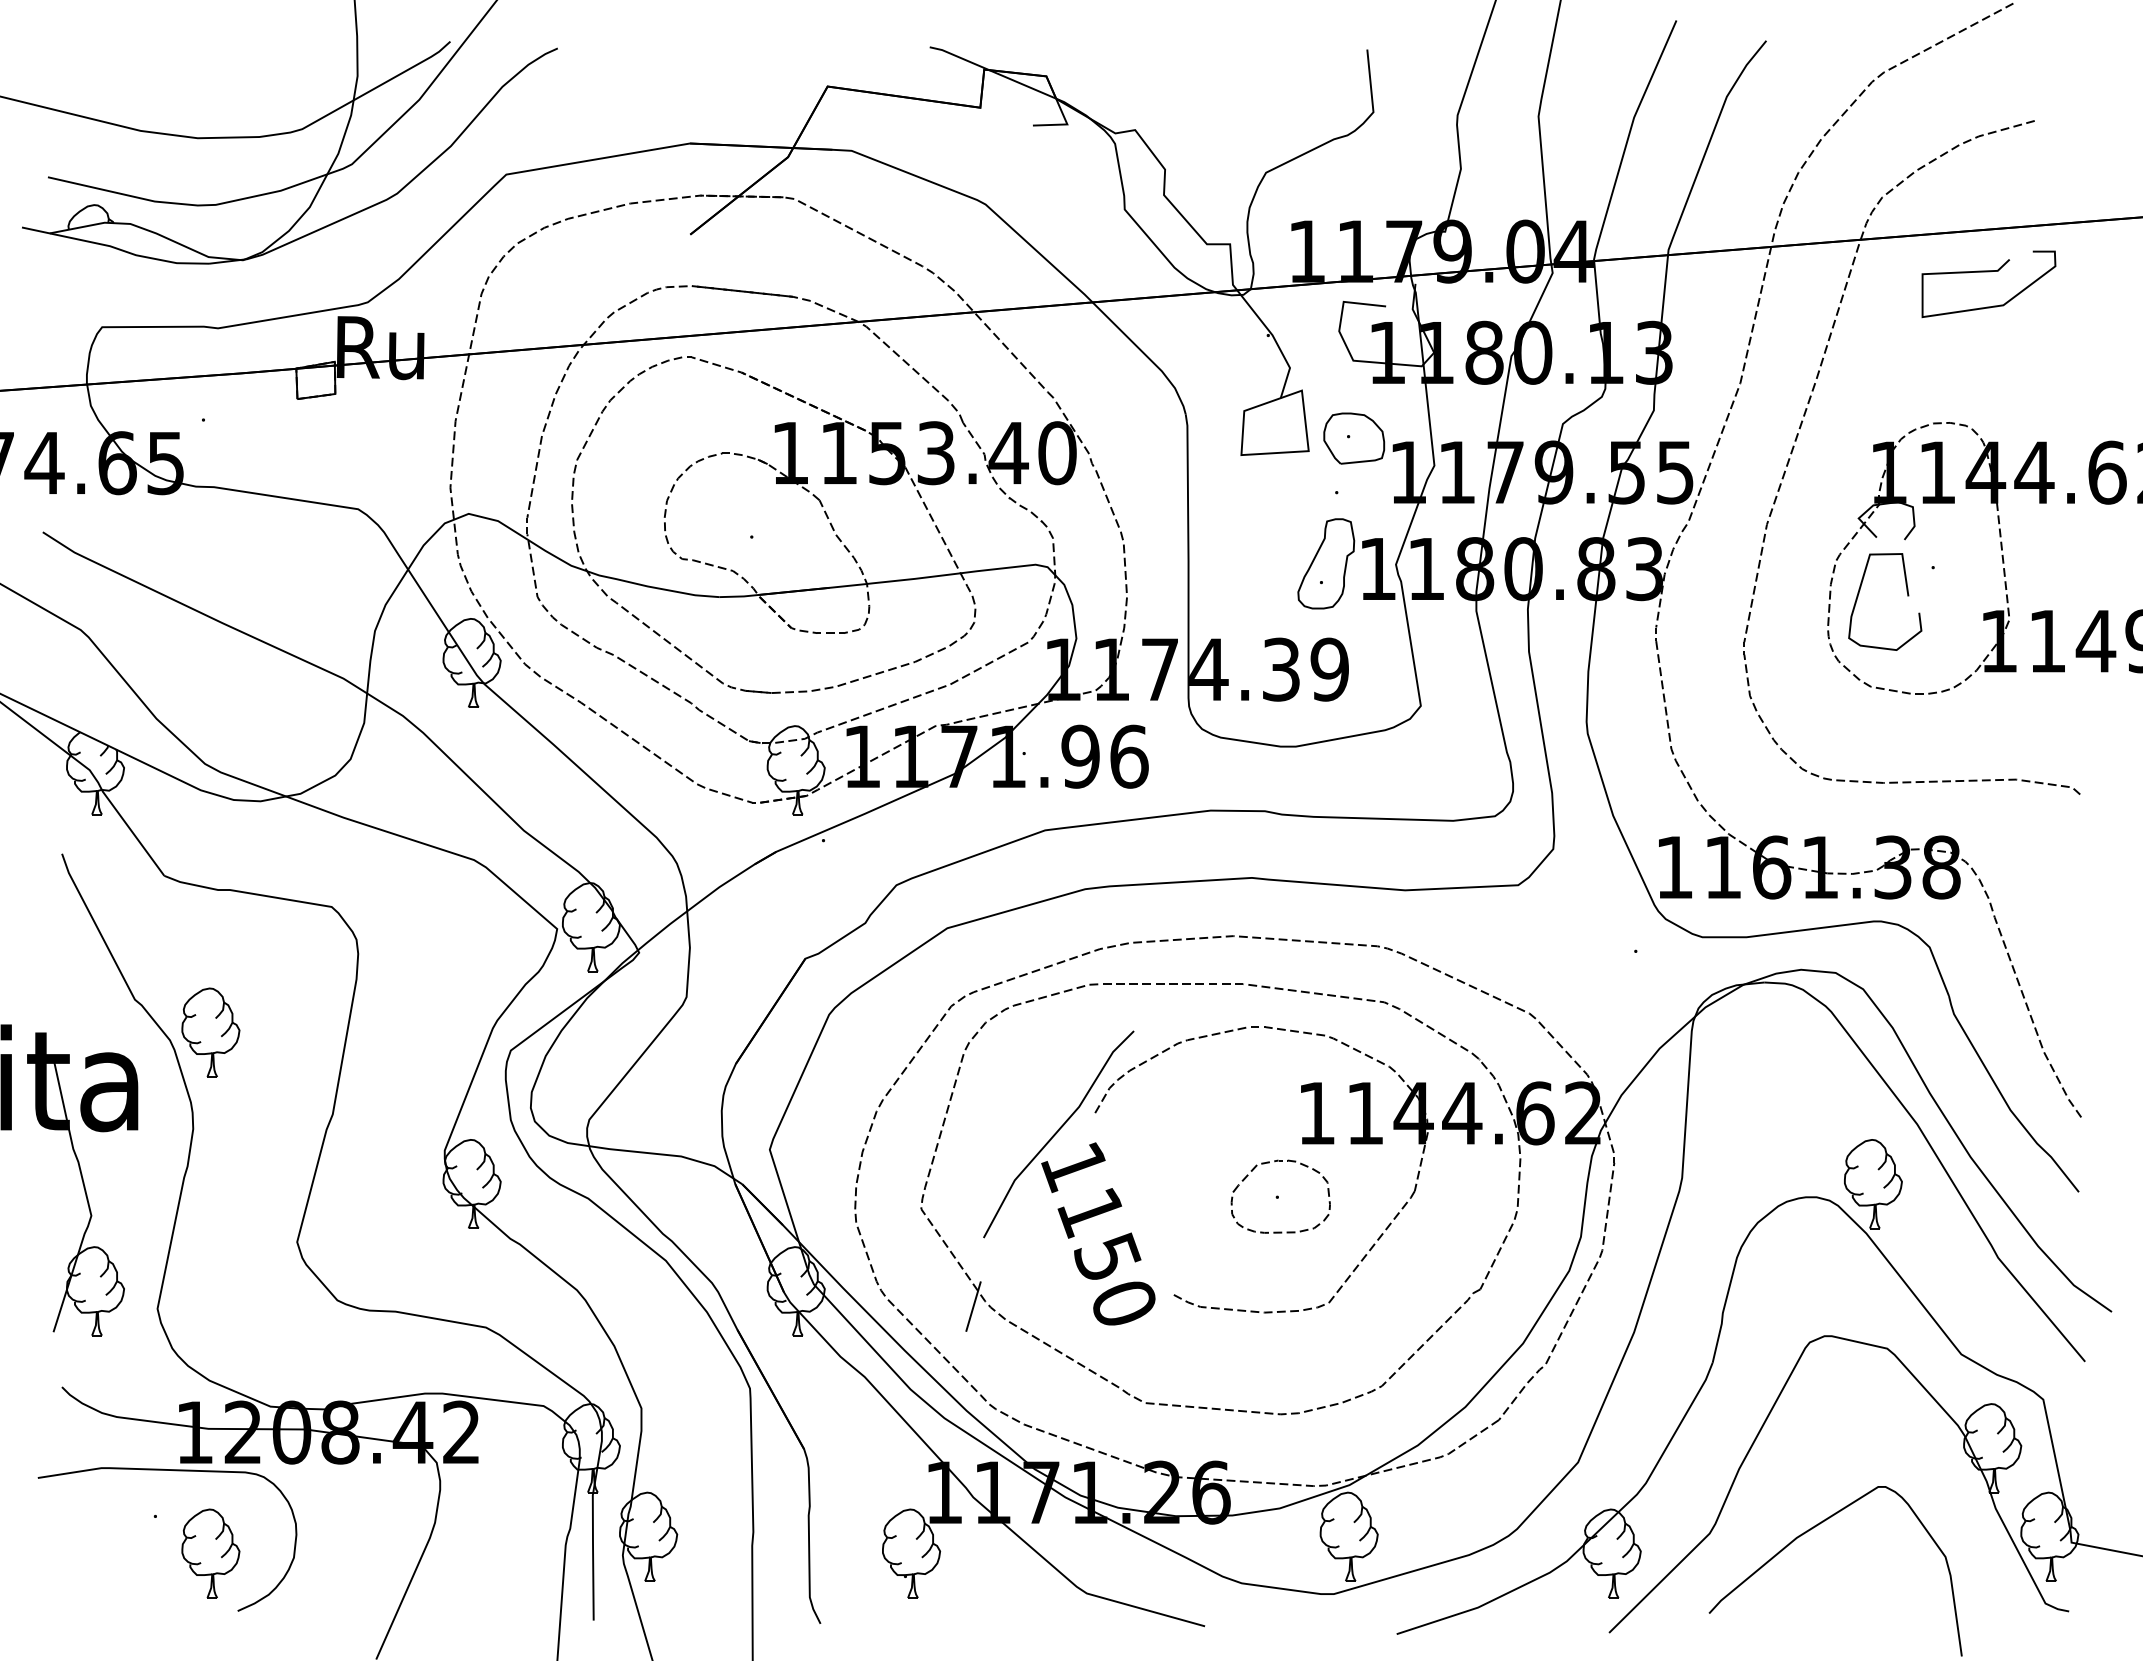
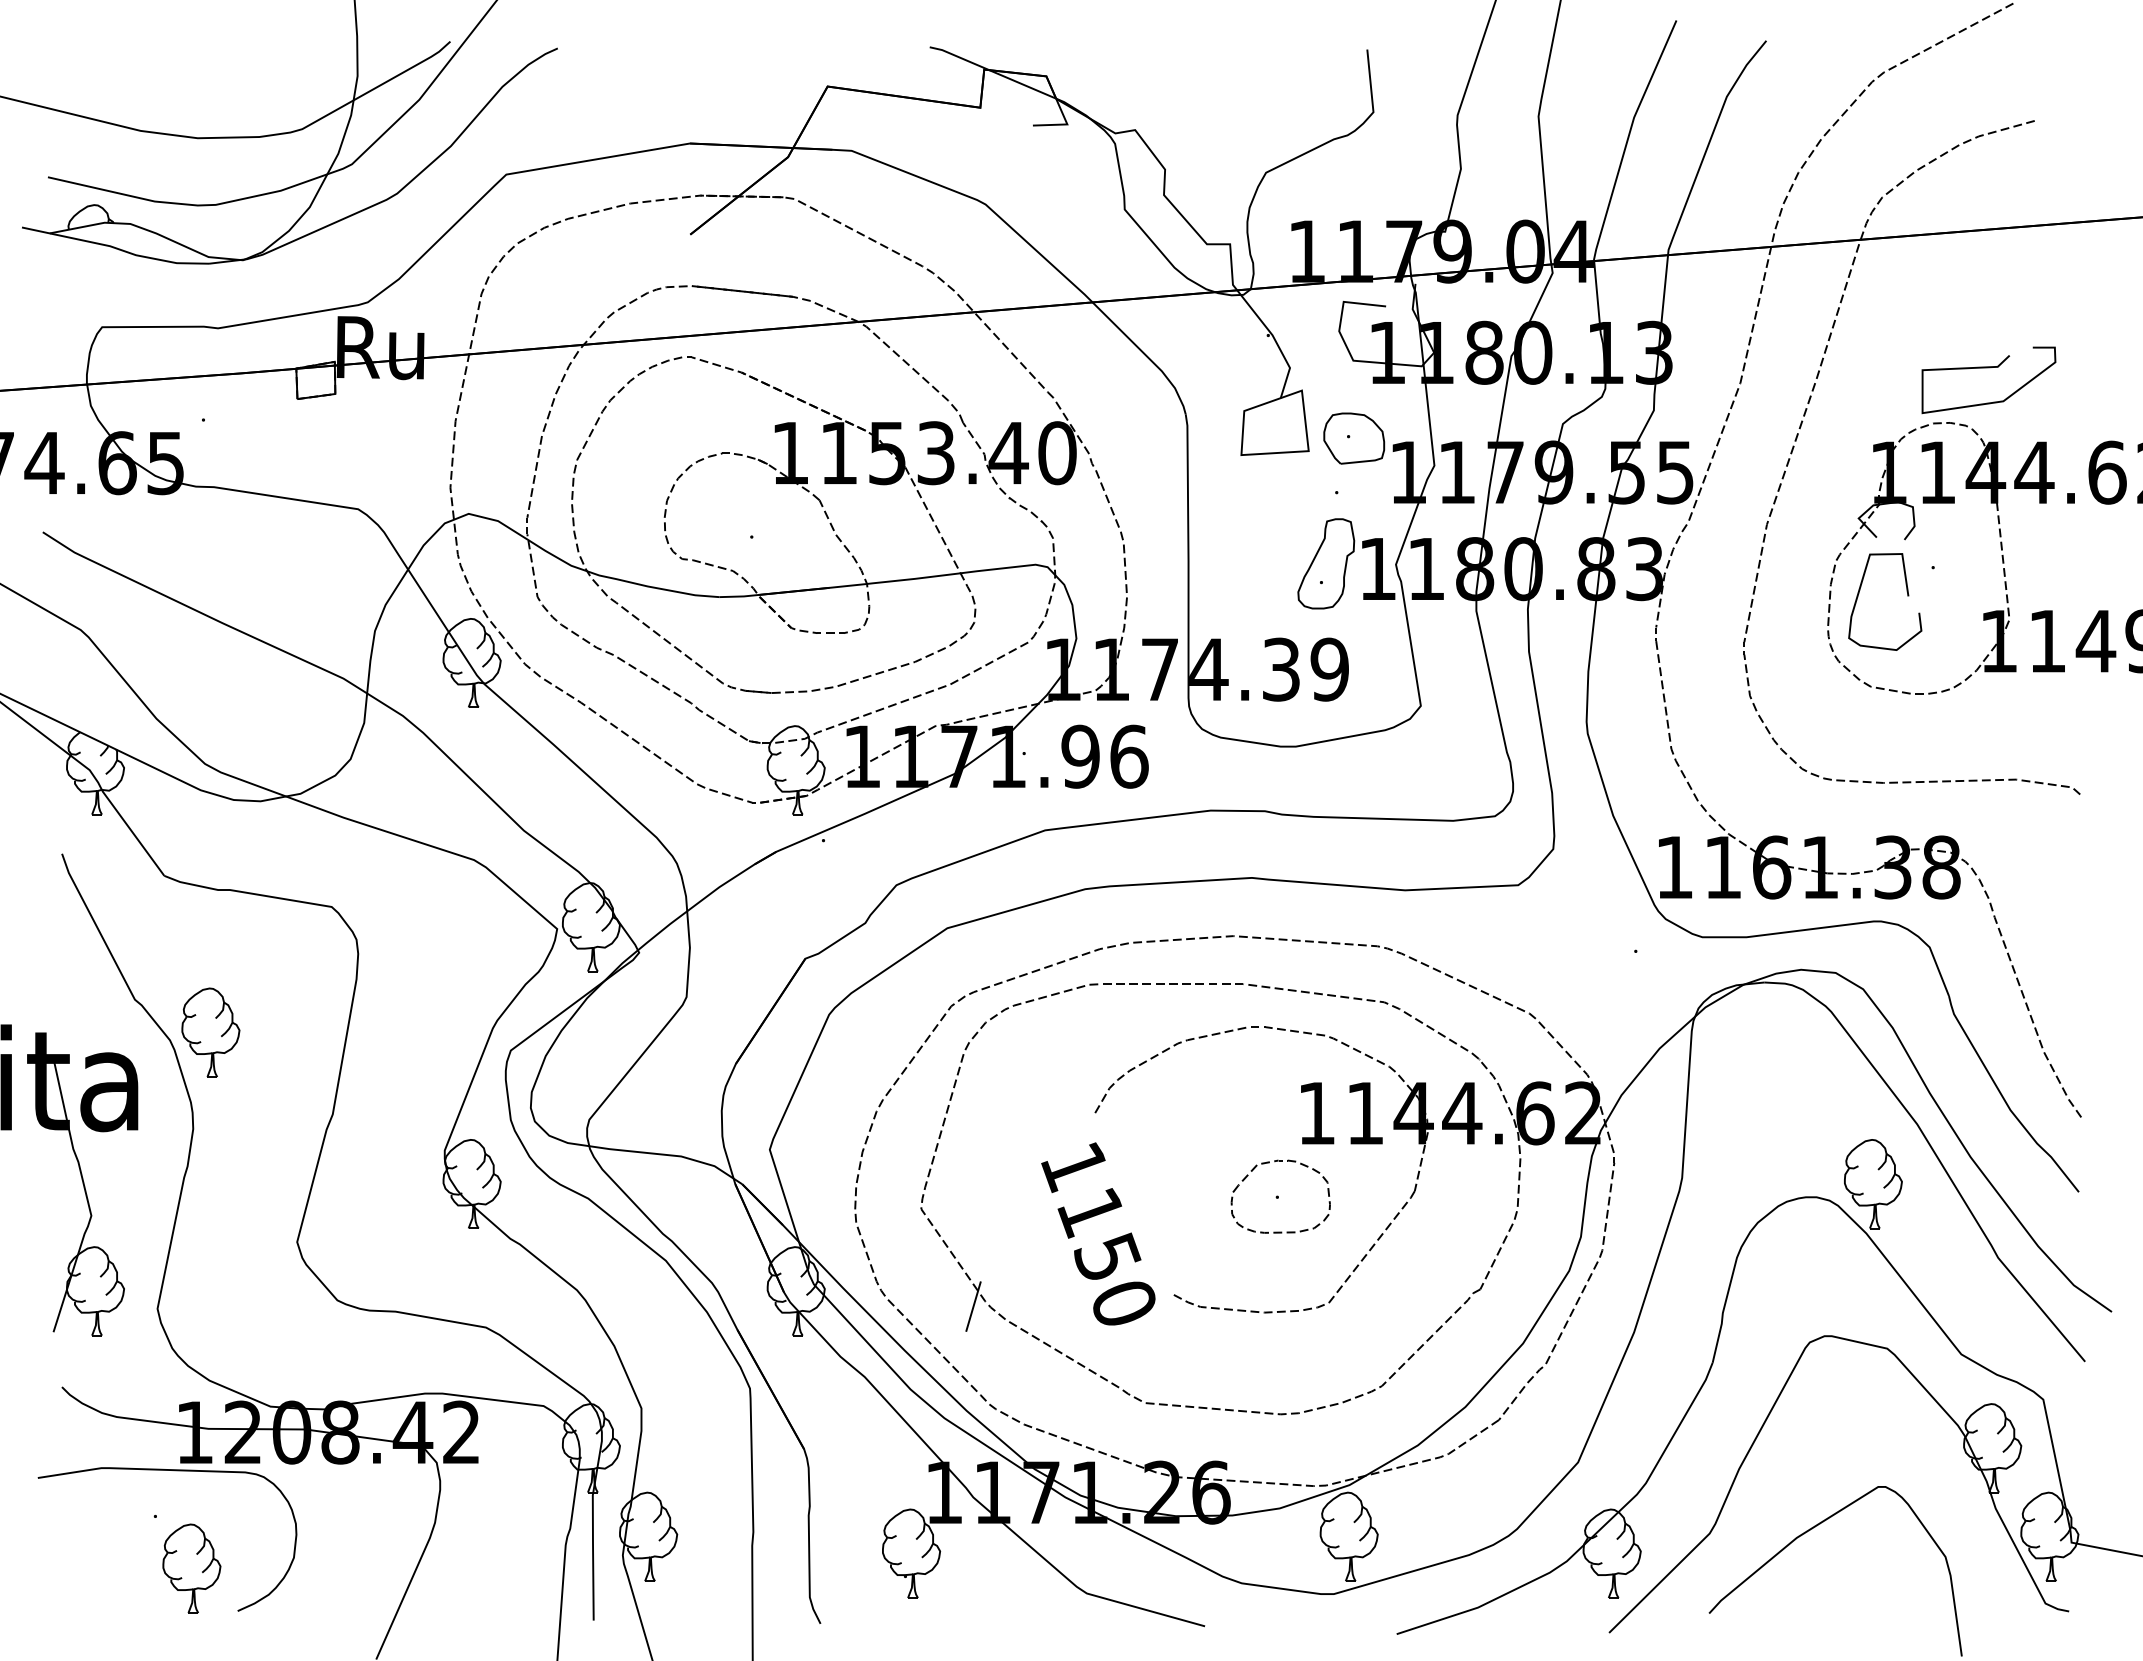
curve position: (1988, 272) -> (1988, 368) (1988, 368)
line: present -> none (1057, 1133)
part position: (210, 1553) -> (191, 1568) (191, 1568)
